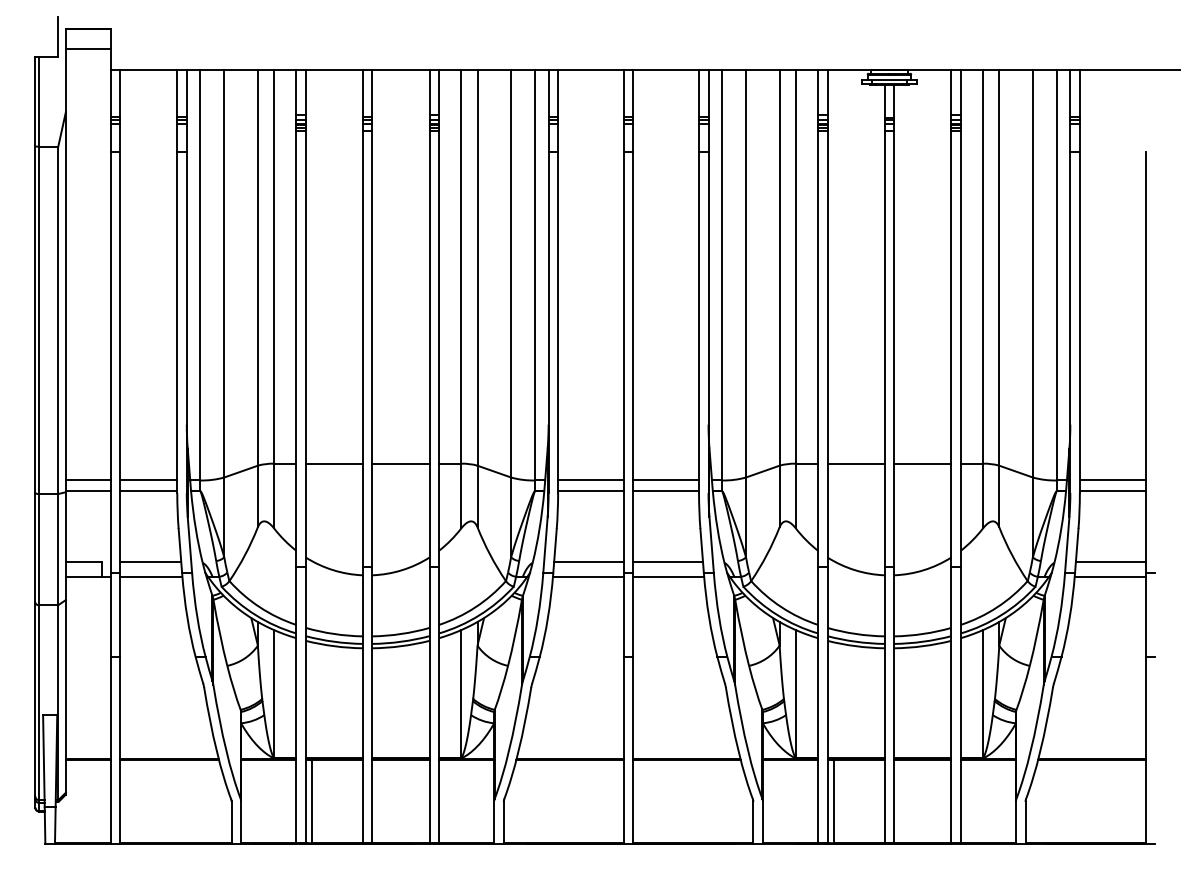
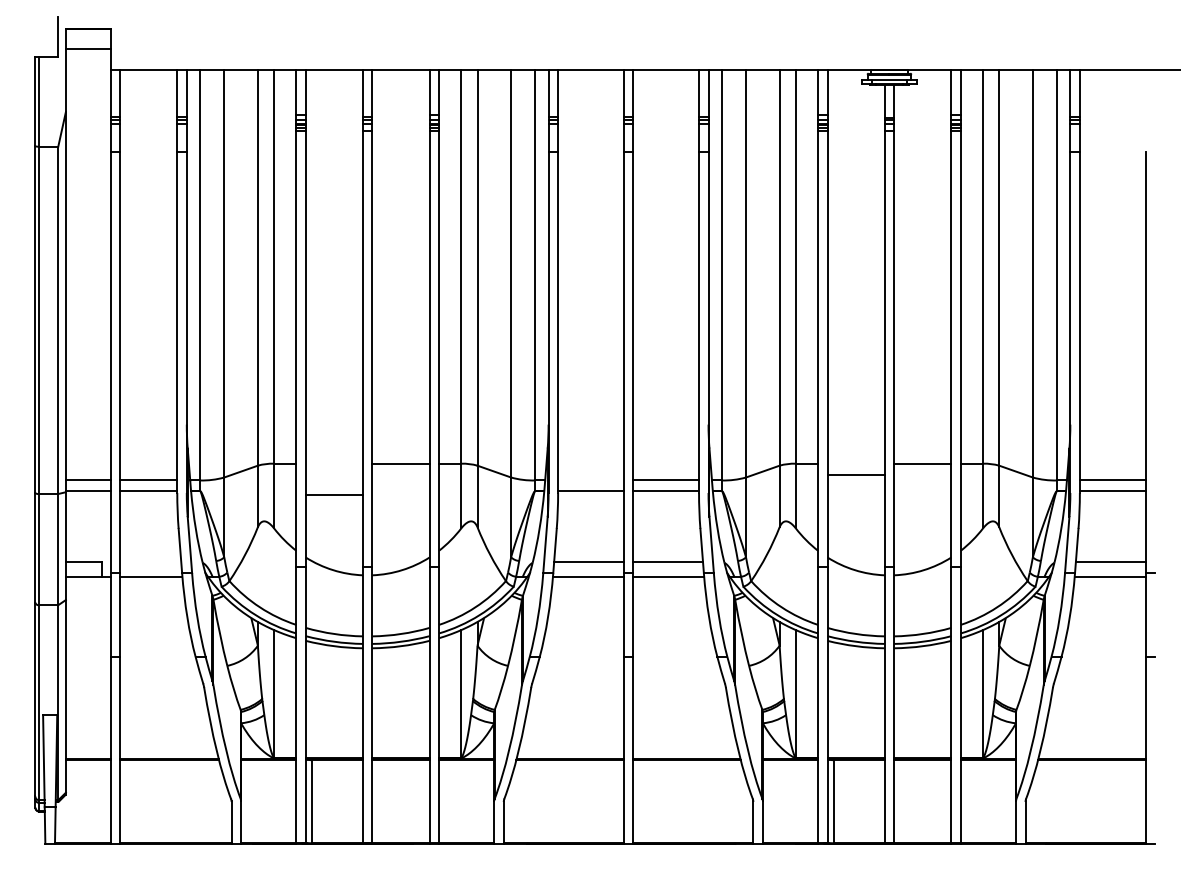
line position: (333, 463) -> (333, 494) (333, 494)
line position: (855, 463) -> (855, 474) (855, 474)
line: present -> none (590, 480)
line: present -> none (150, 562)
